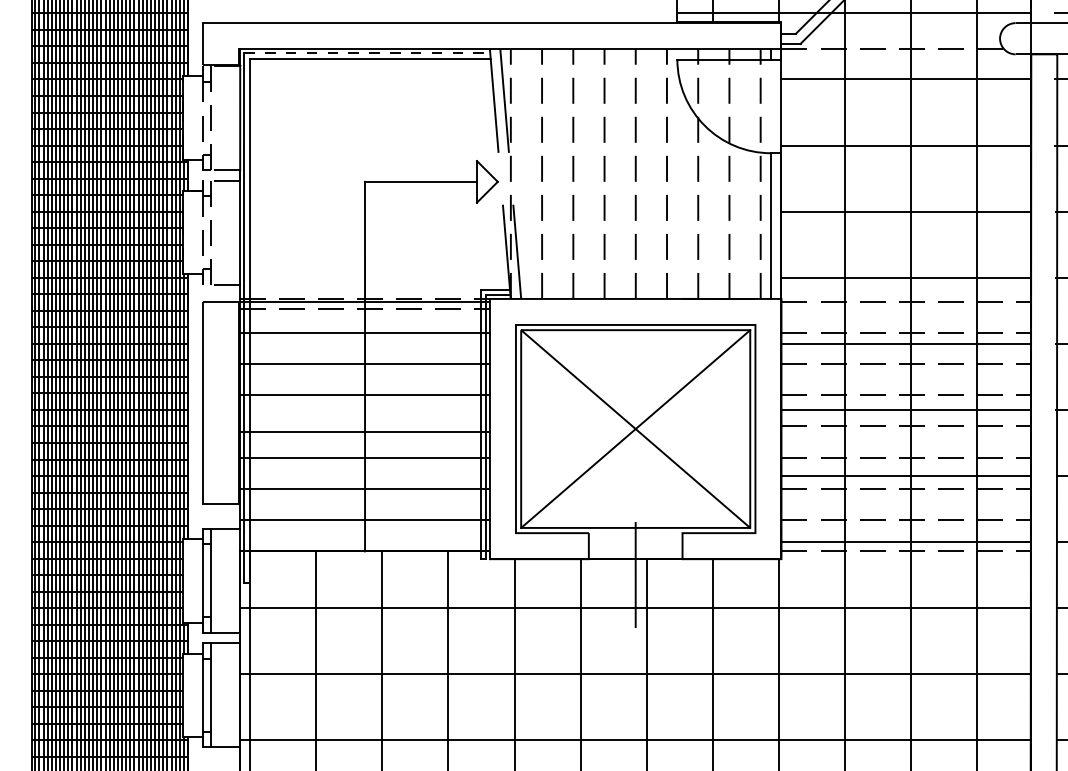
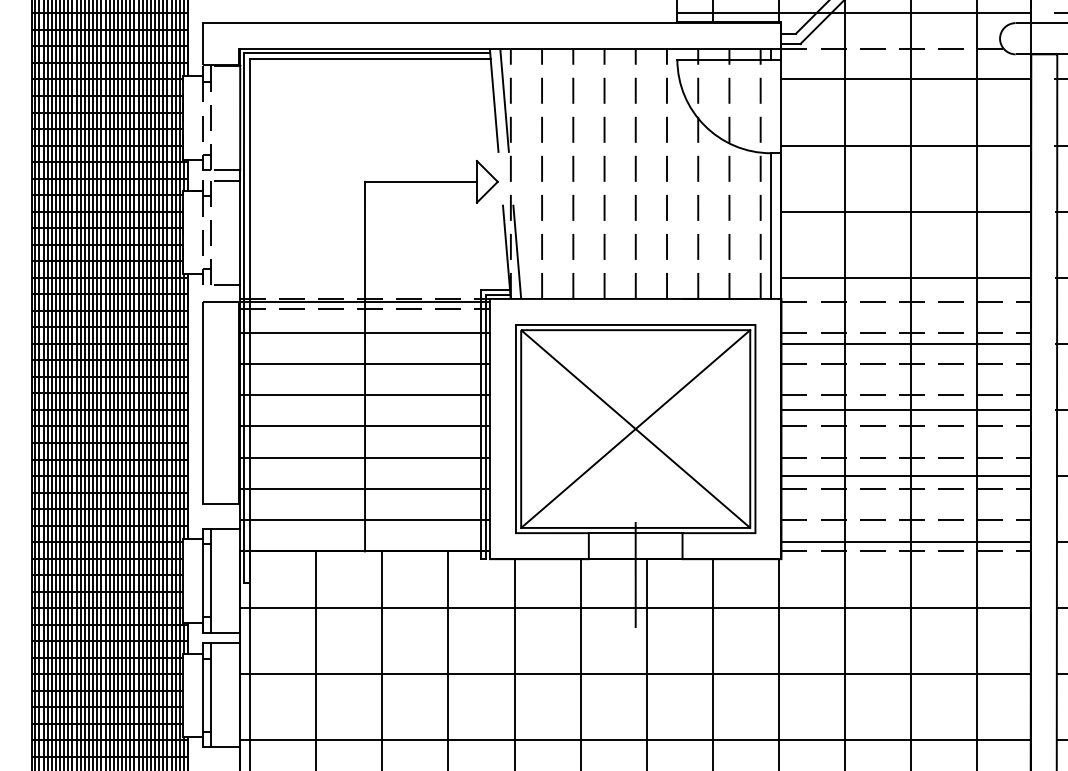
line: dashed -> solid (367, 53)
line position: (364, 432) -> (364, 426) (364, 426)
line: none -> present (635, 533)
